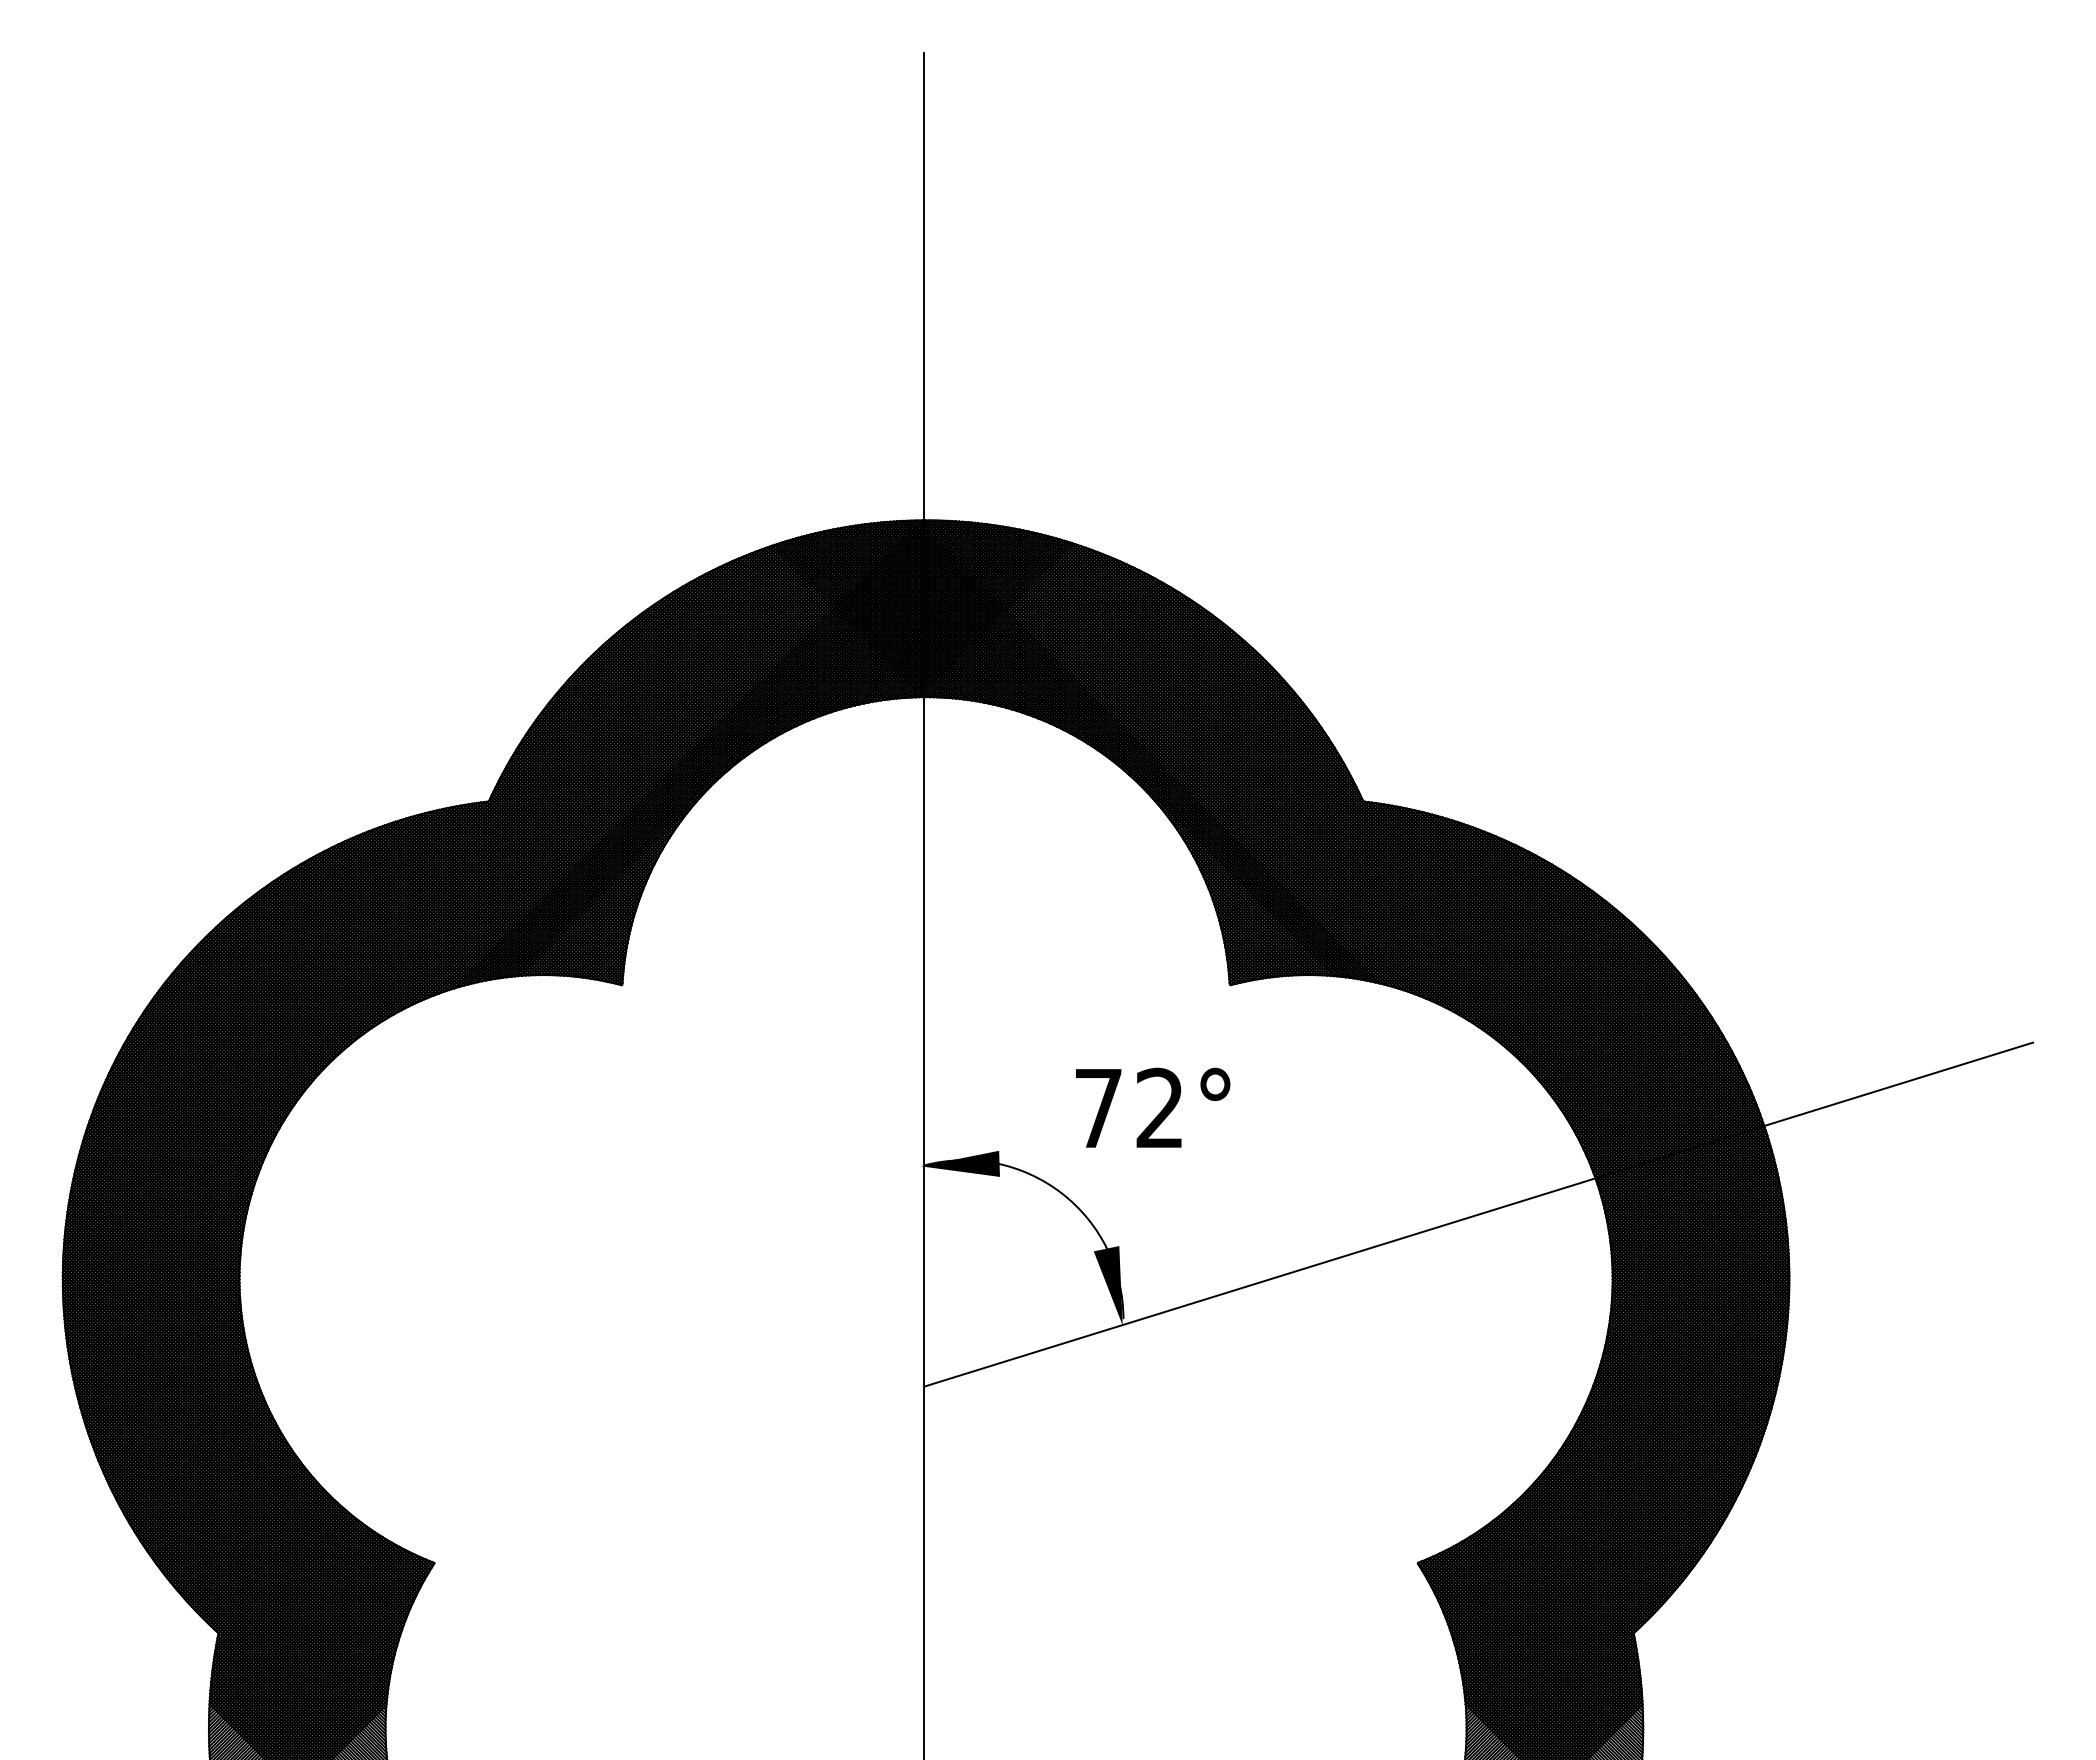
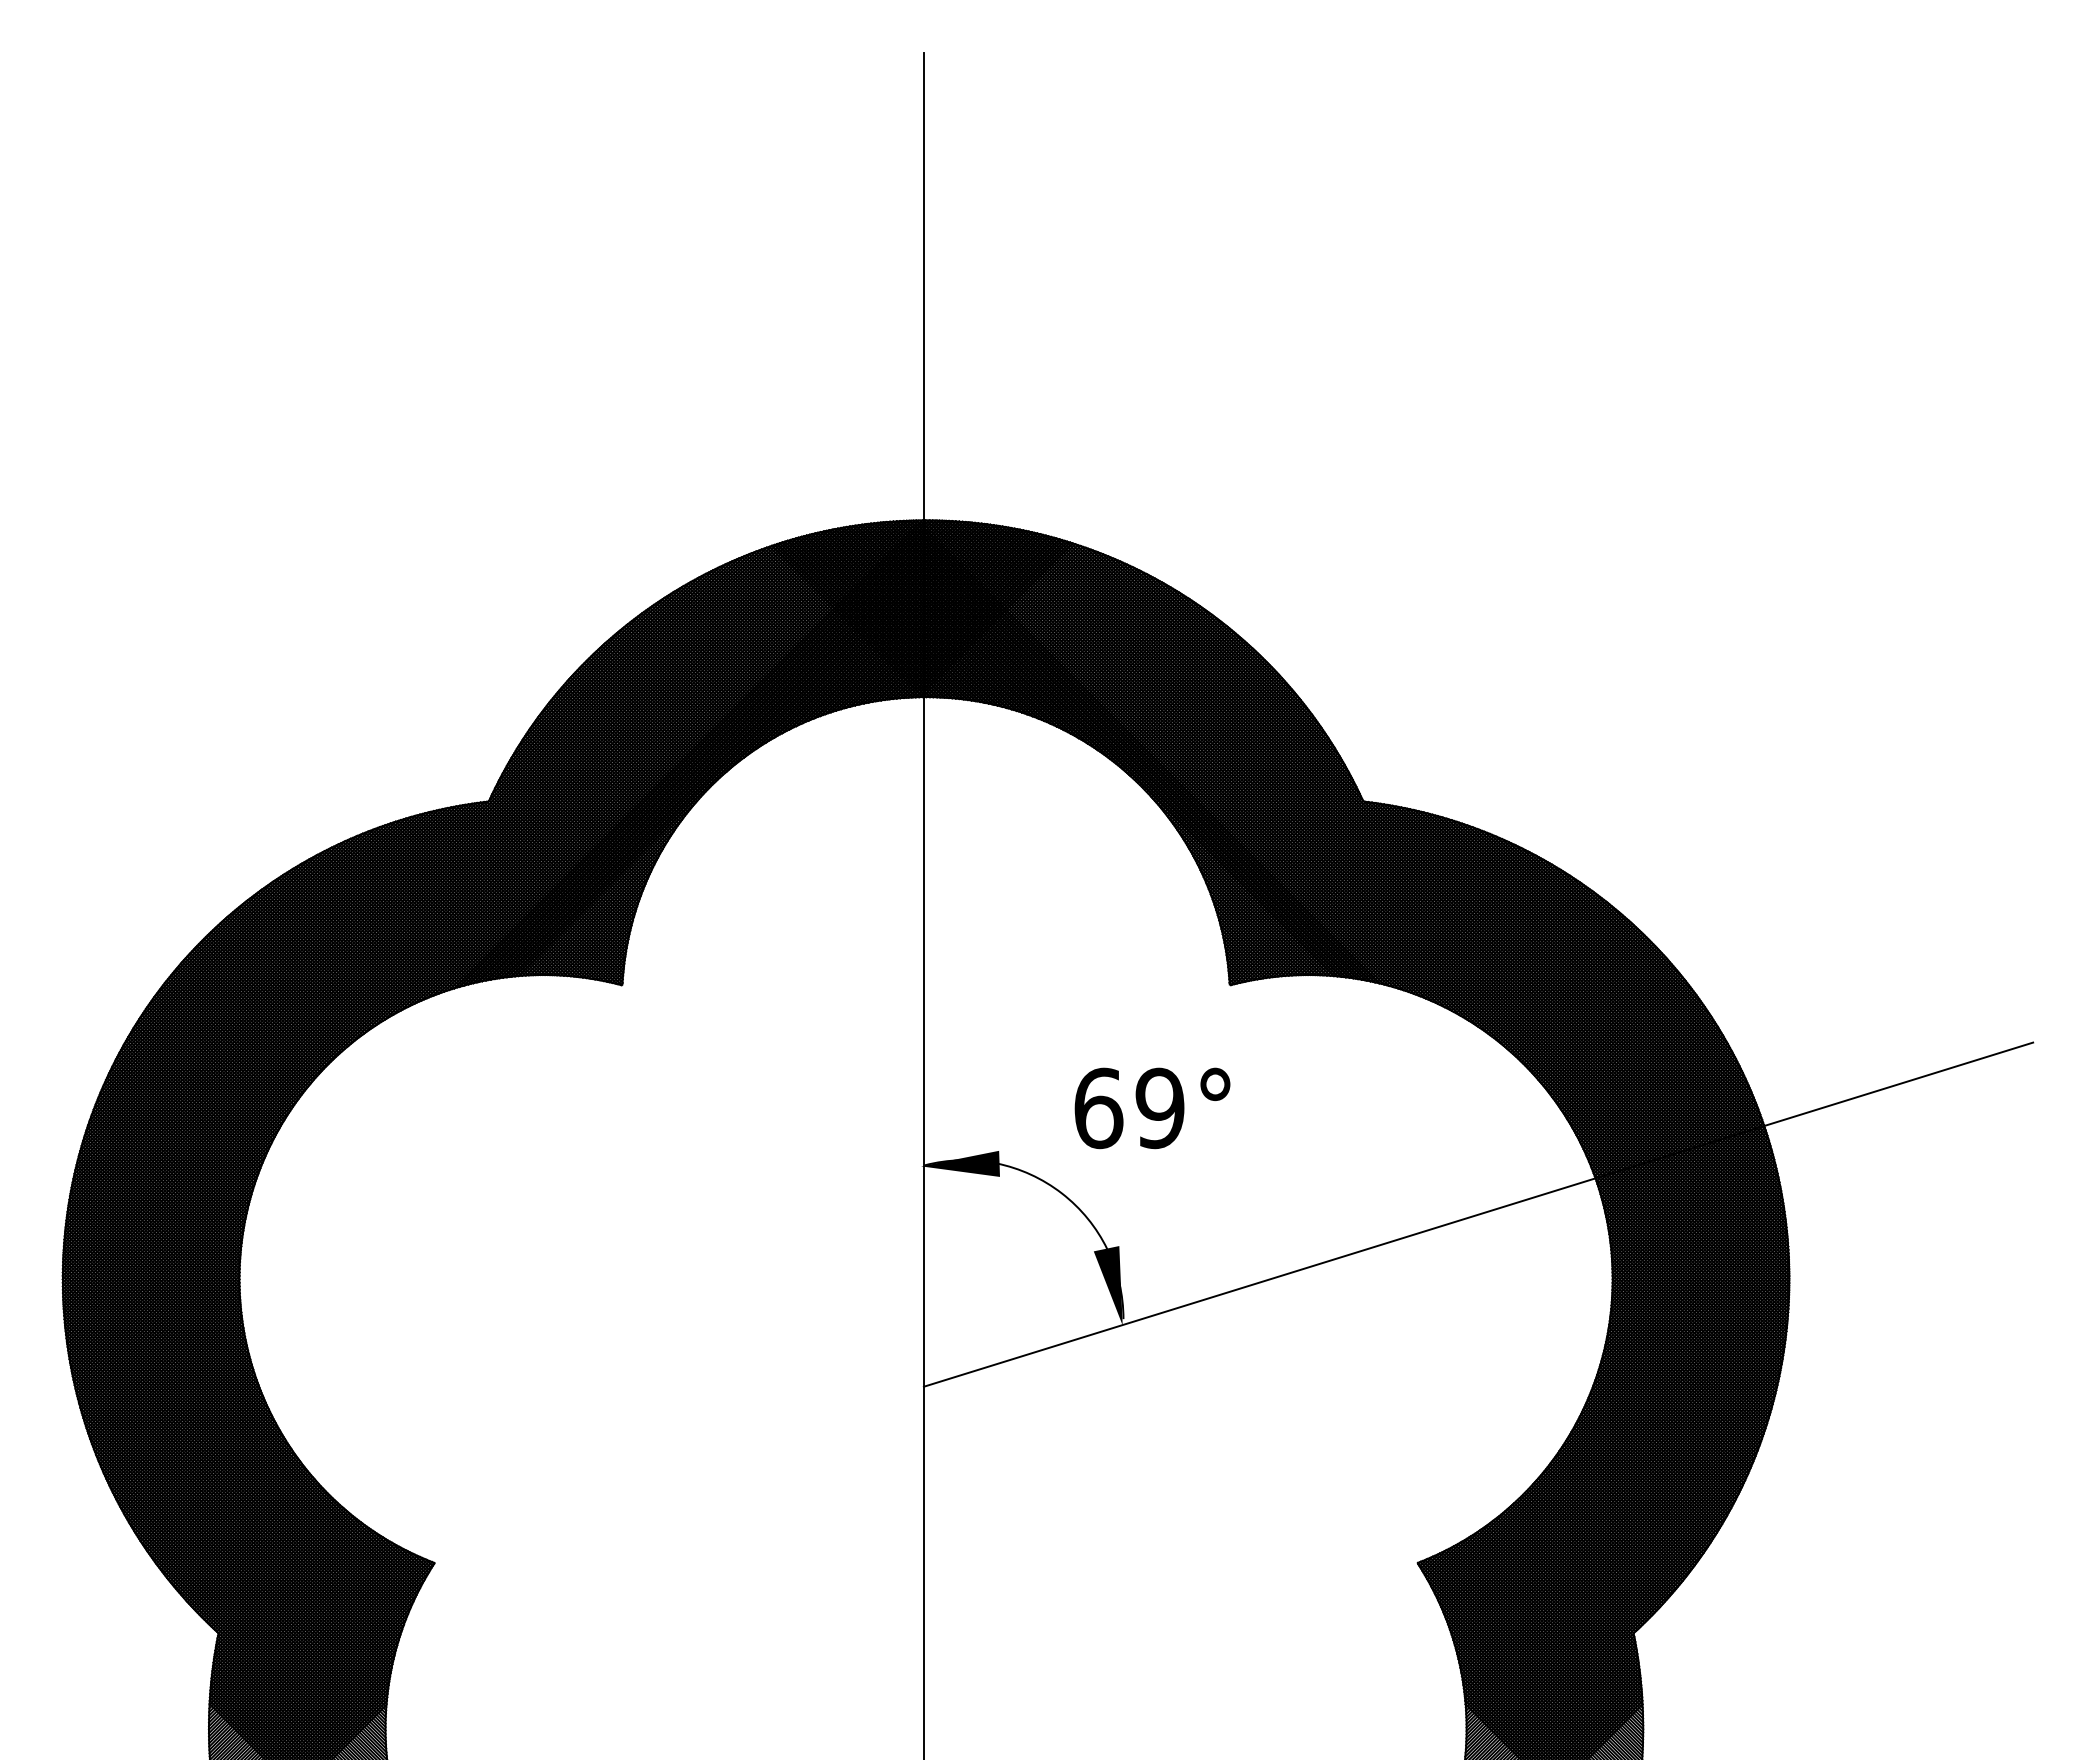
text: 72° -> 69° (1129, 1108)
